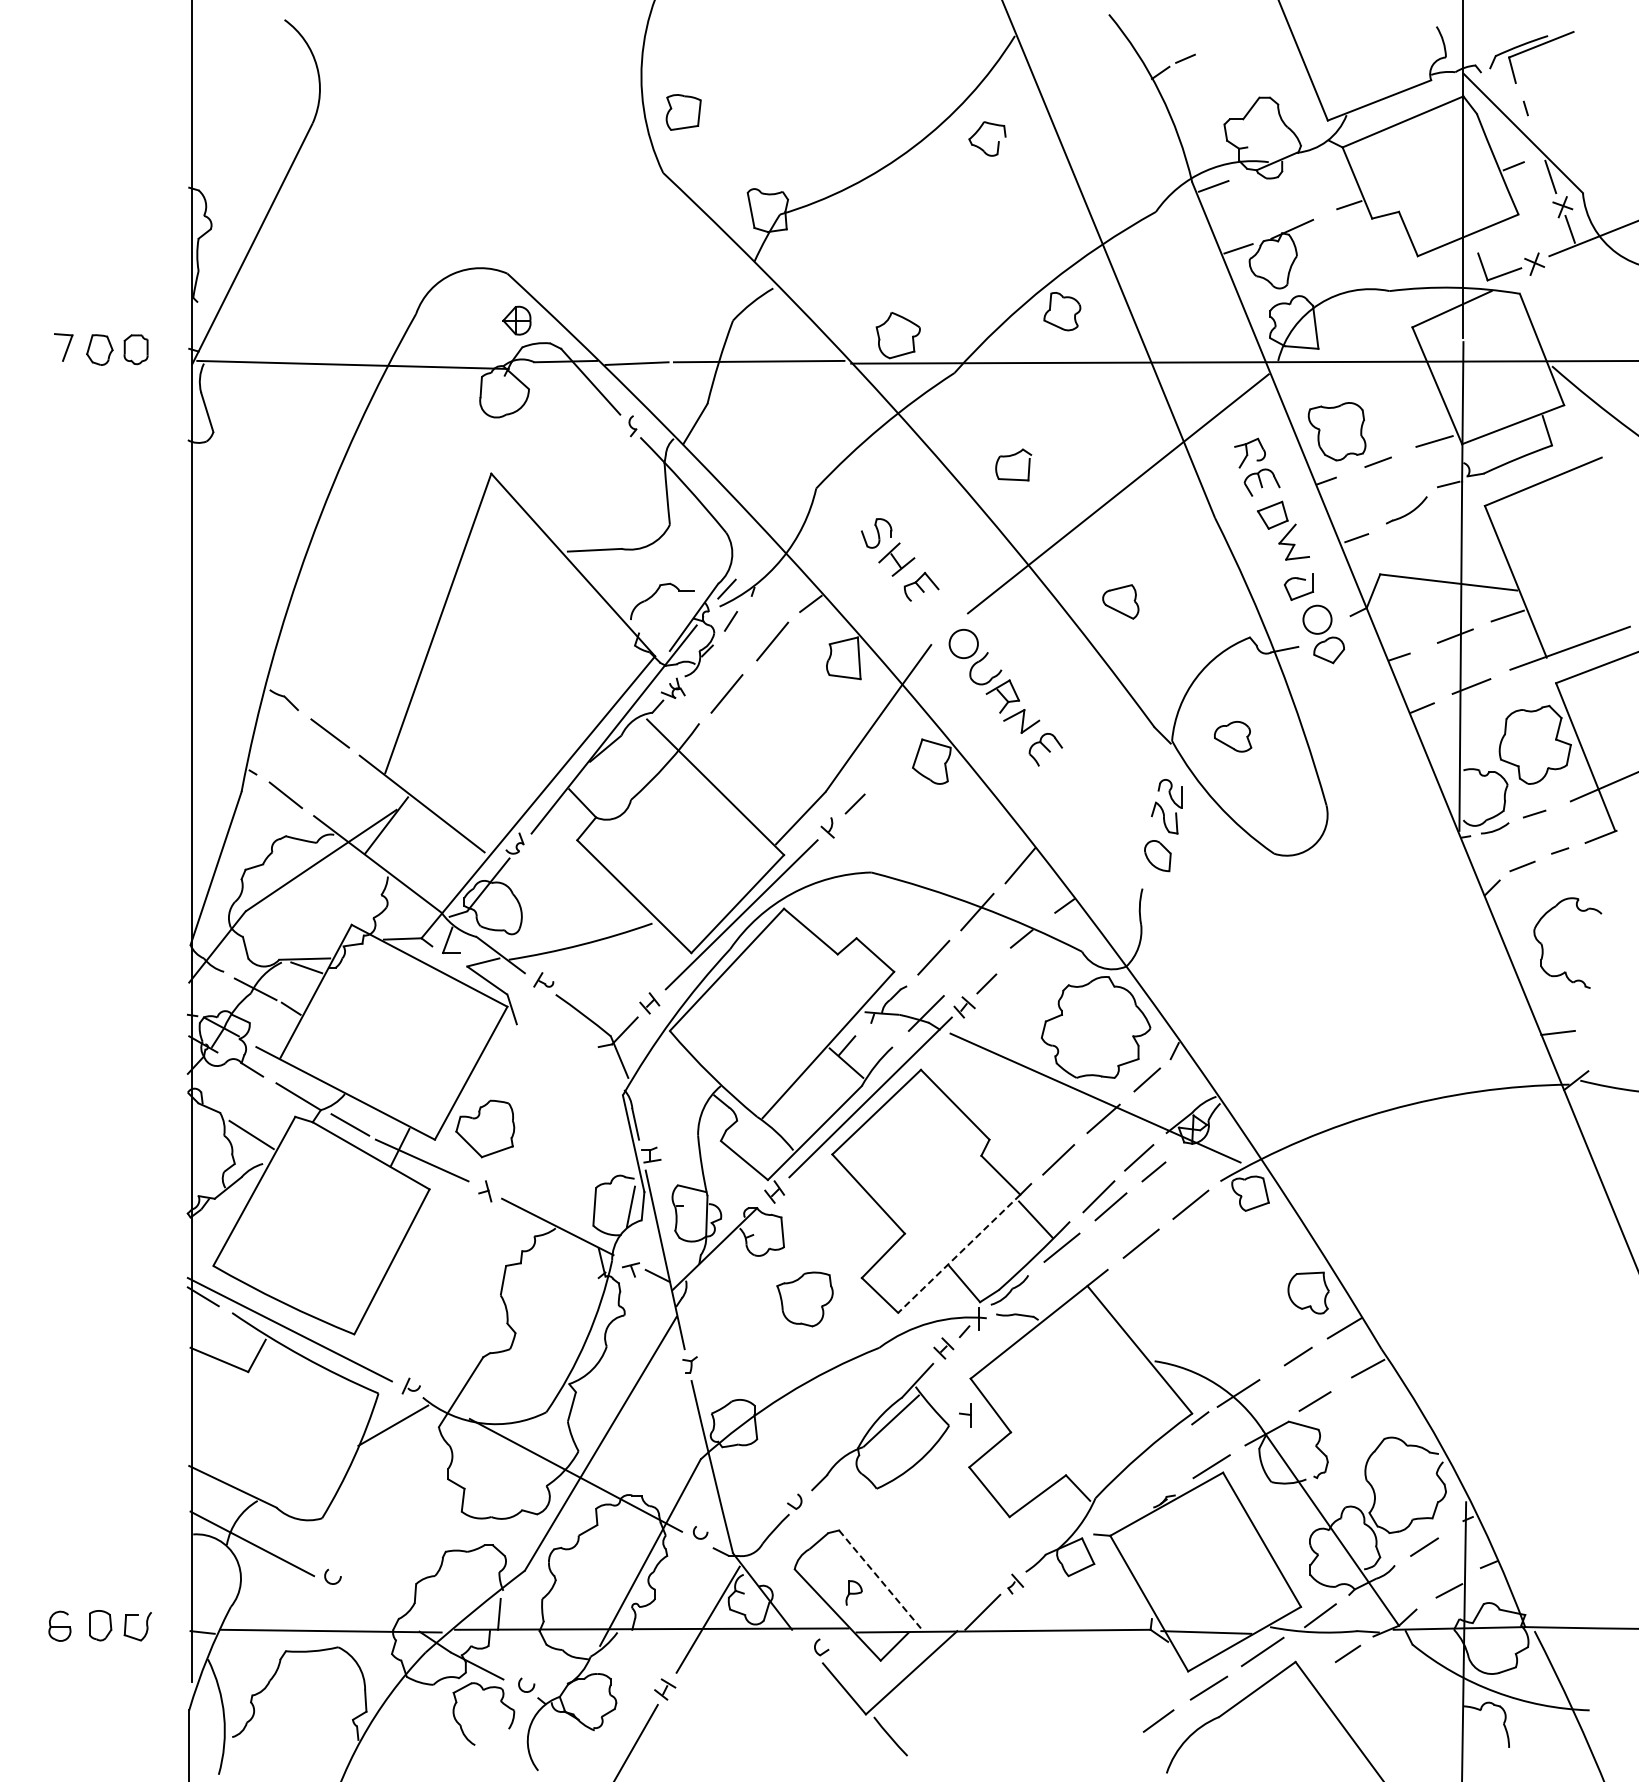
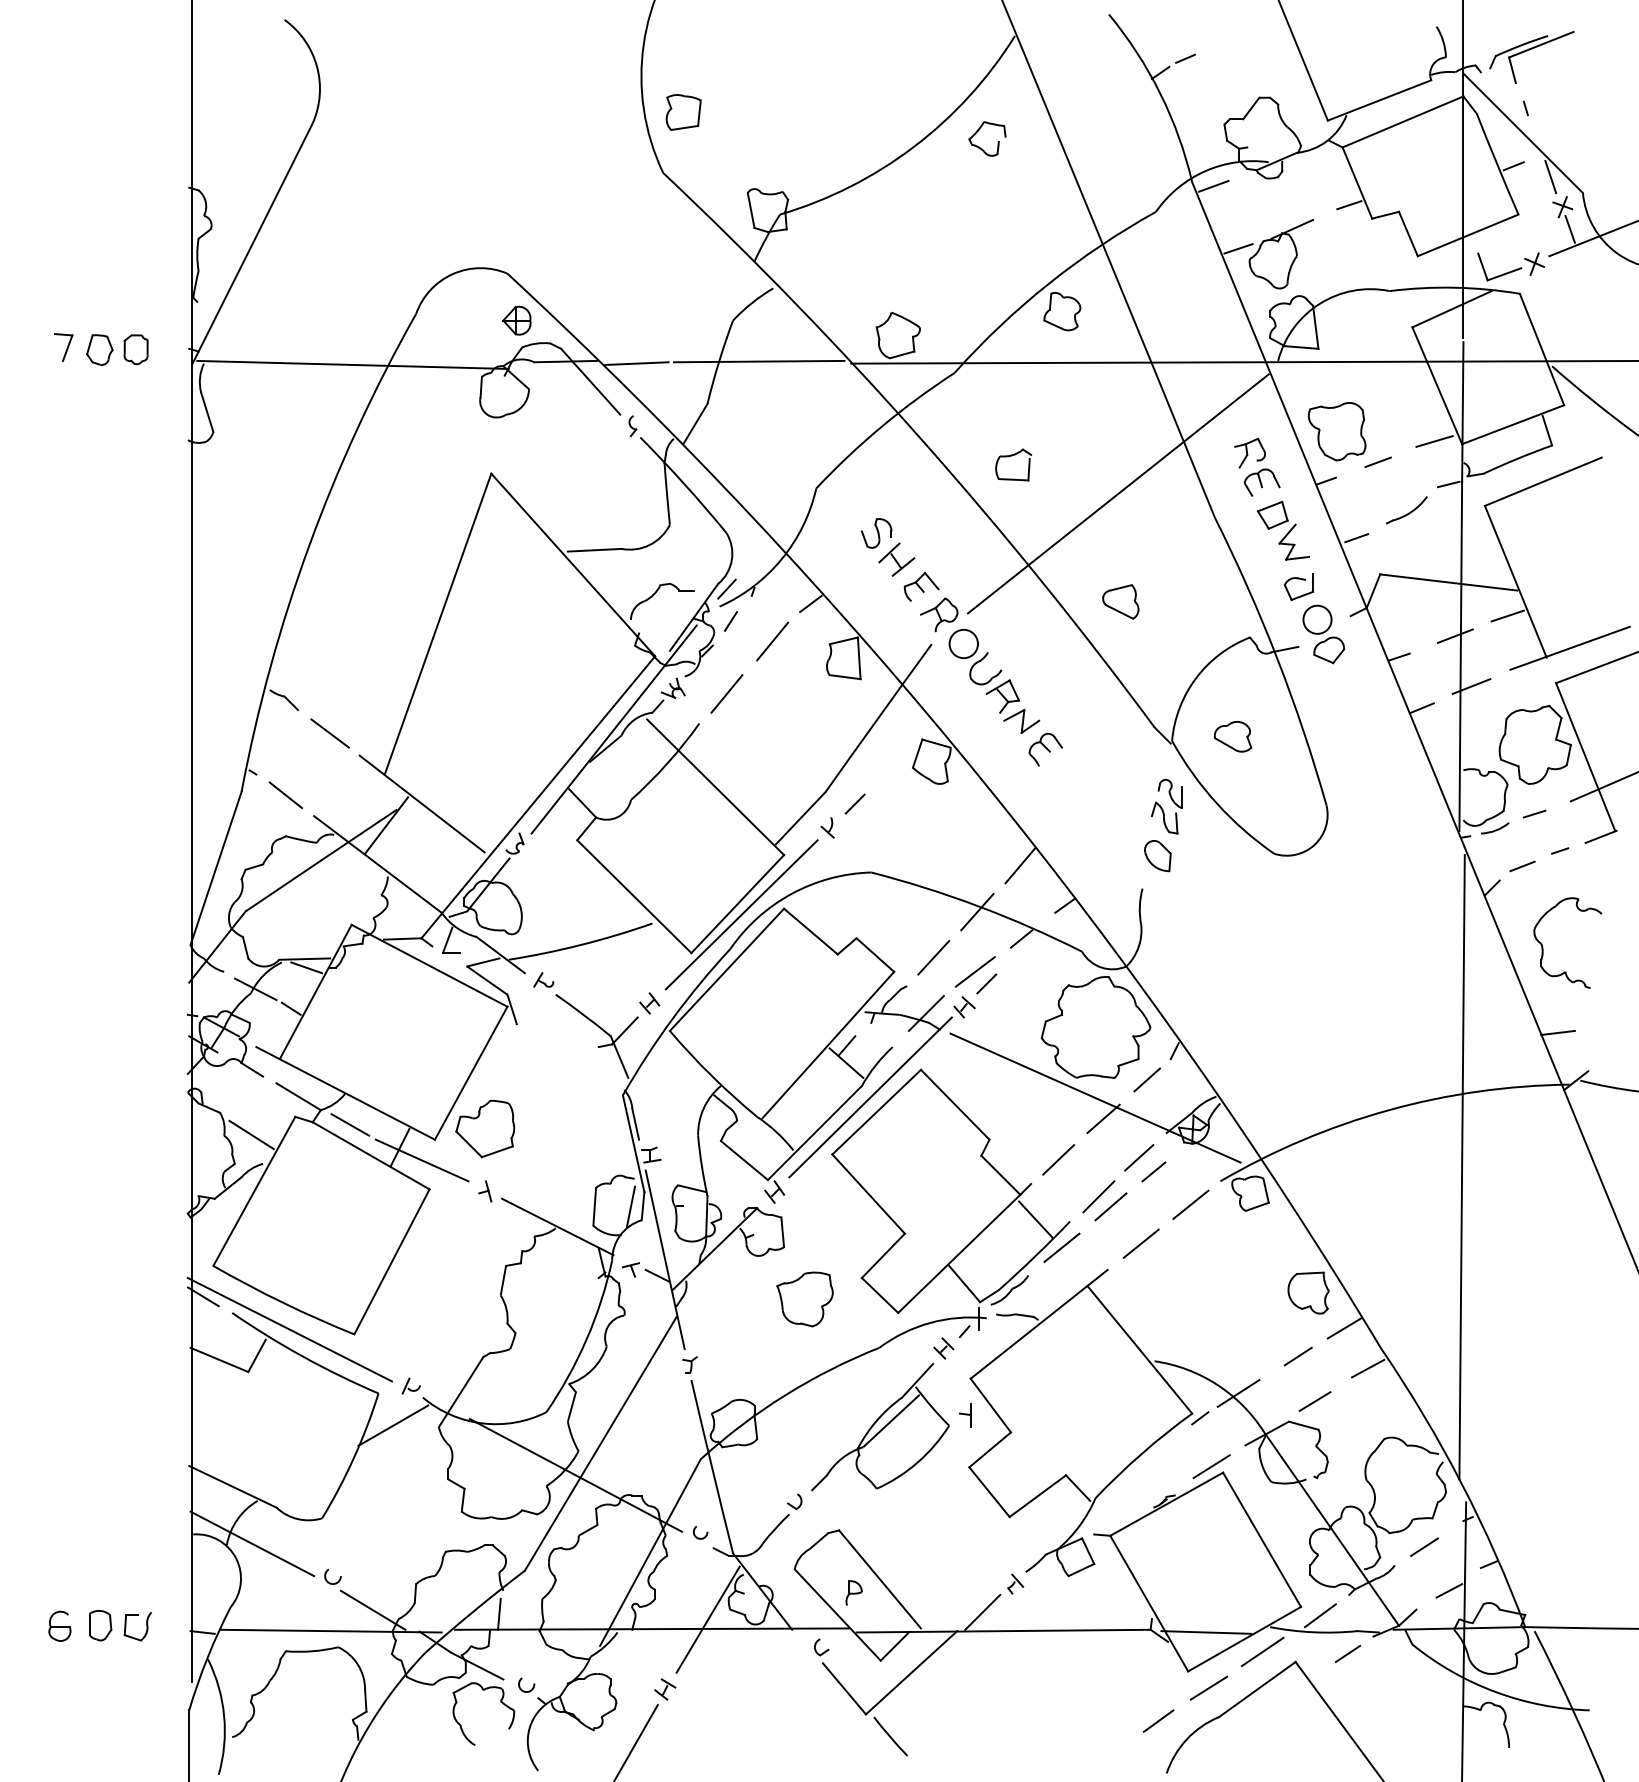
part: none -> present (939, 614)
line: none -> present (974, 971)
line: none -> present (1461, 1167)
line: dashed -> solid (959, 1253)
line: dashed -> solid (880, 1579)
line: none -> present (372, 1609)
